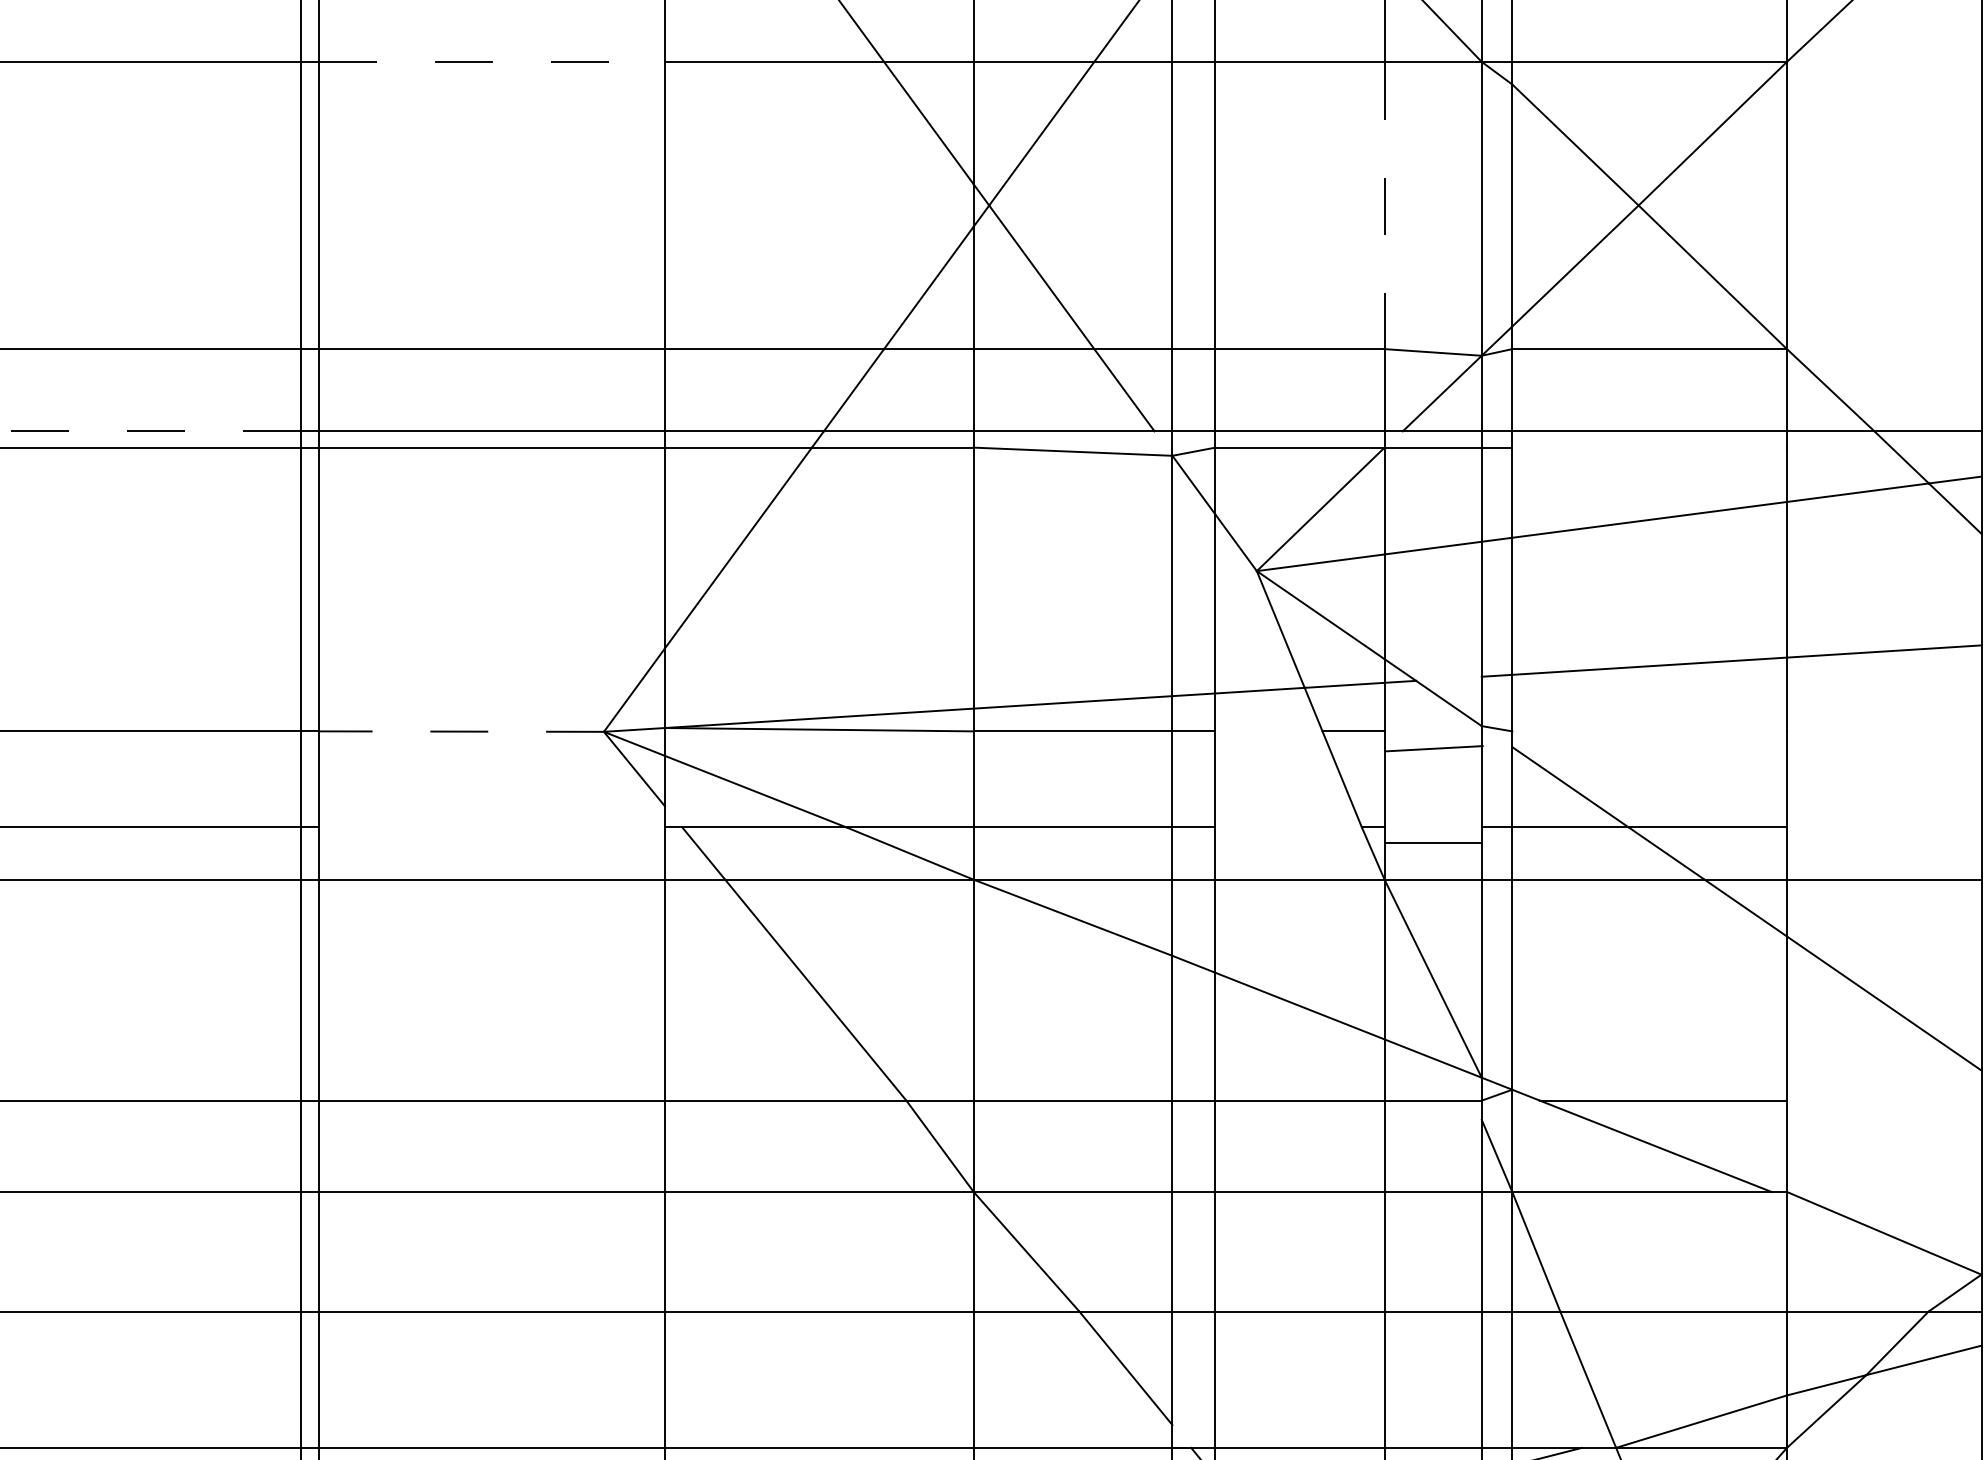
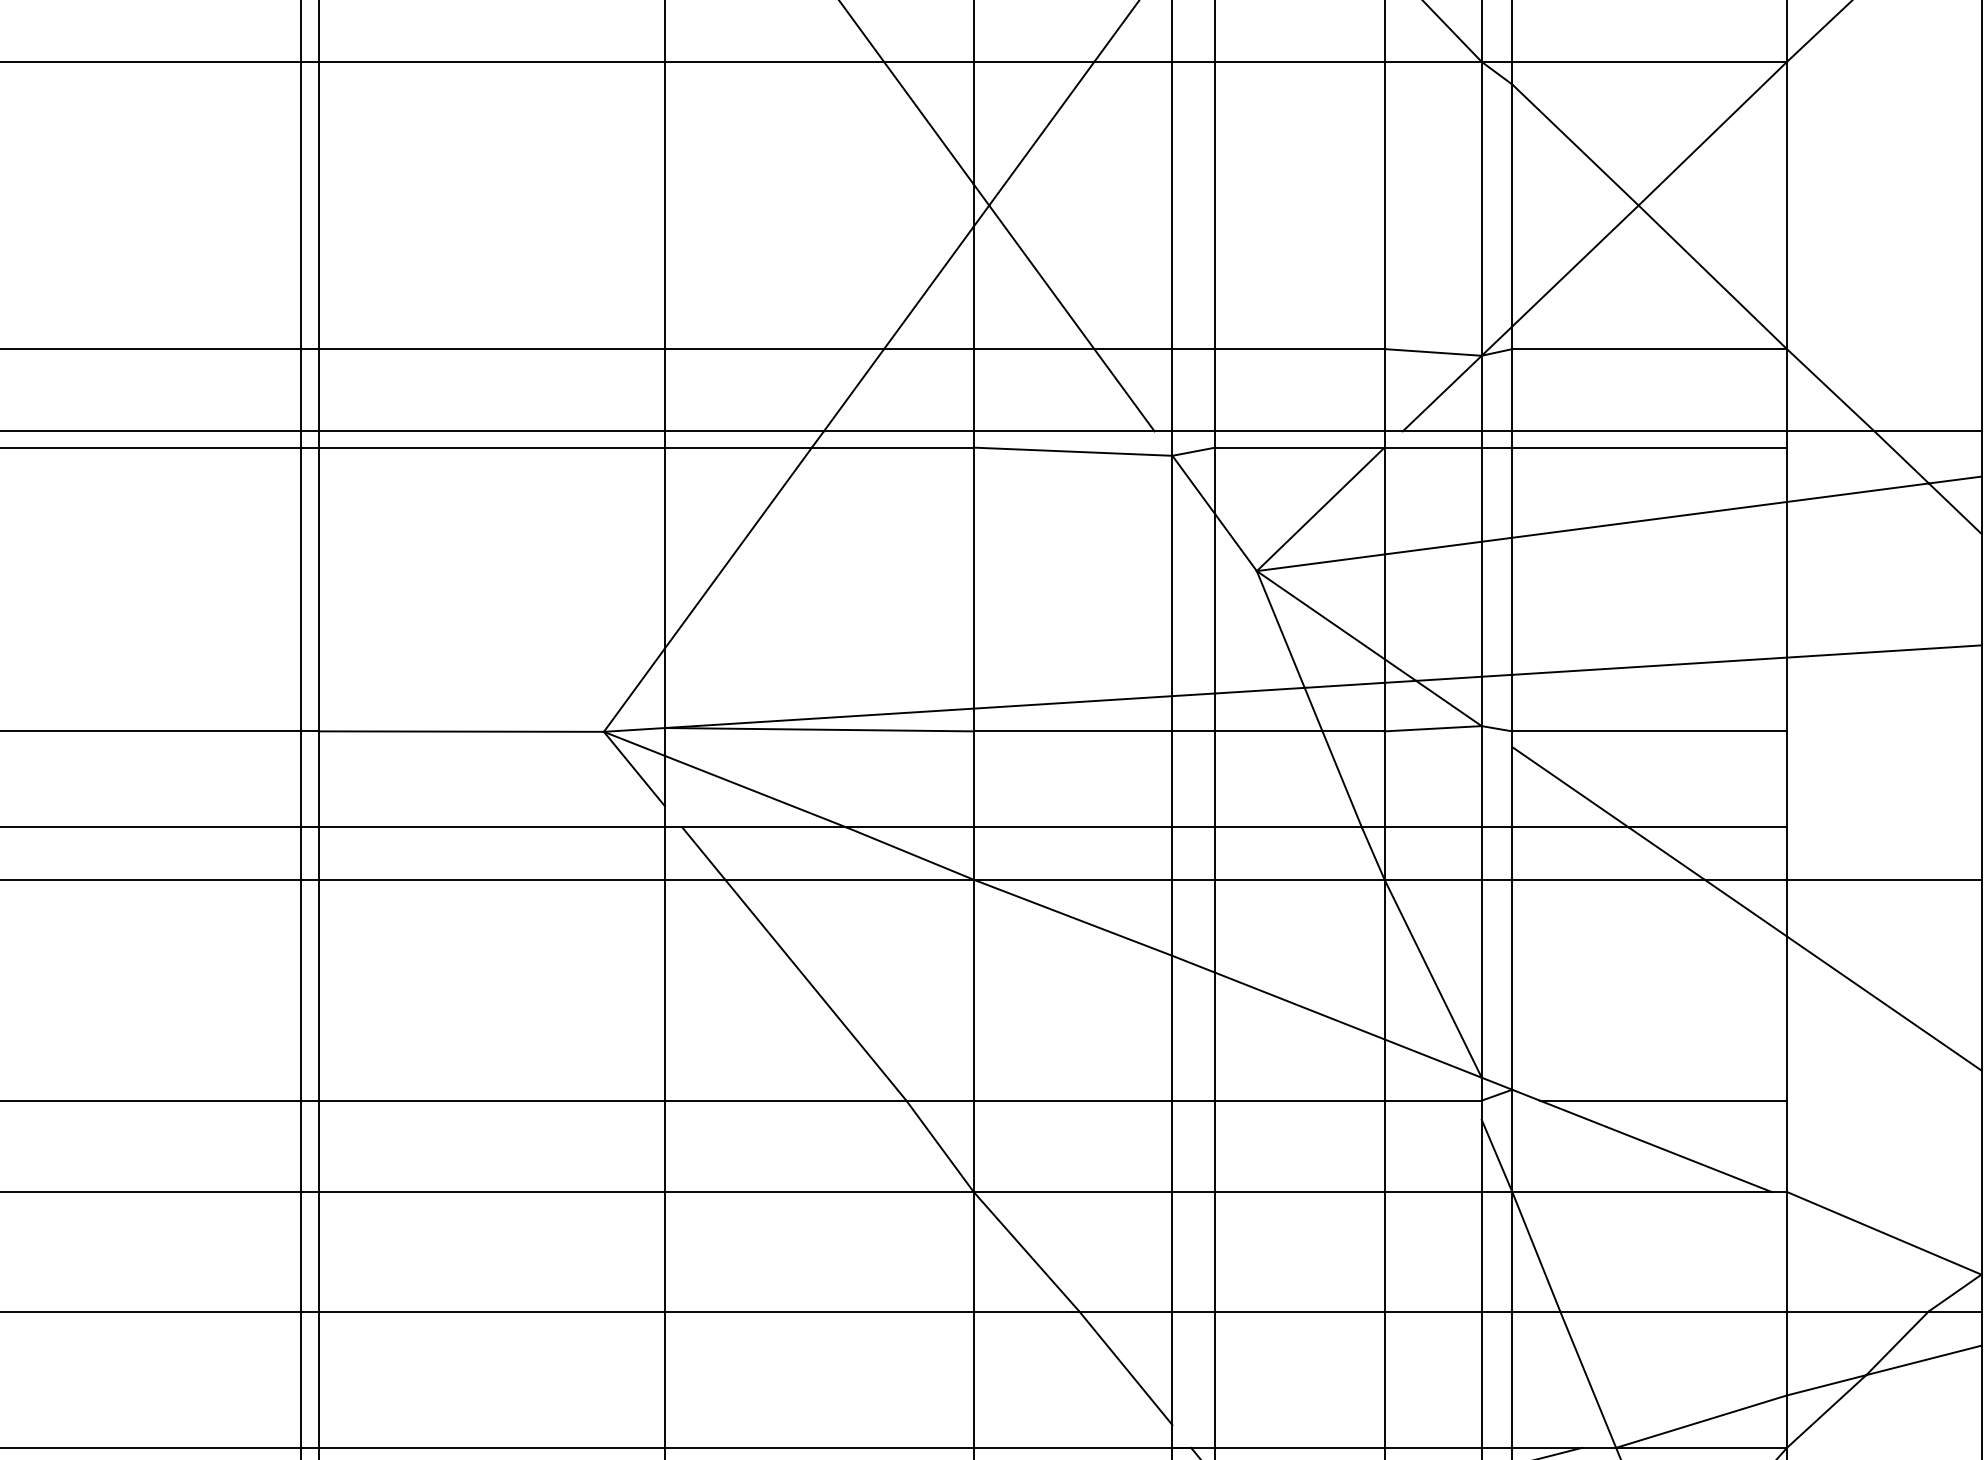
line: dashed -> solid (492, 61)
line: dashed -> solid (1384, 205)
line: dashed -> solid (150, 431)
line: none -> present (1649, 447)
line: none -> present (1448, 678)
line: dashed -> solid (461, 731)
line: none -> present (1268, 731)
line: none -> present (1649, 731)
line position: (1433, 748) -> (1432, 728) (1432, 728)
line: none -> present (491, 827)
line: none -> present (1288, 827)
line position: (1432, 843) -> (1432, 827) (1432, 827)
